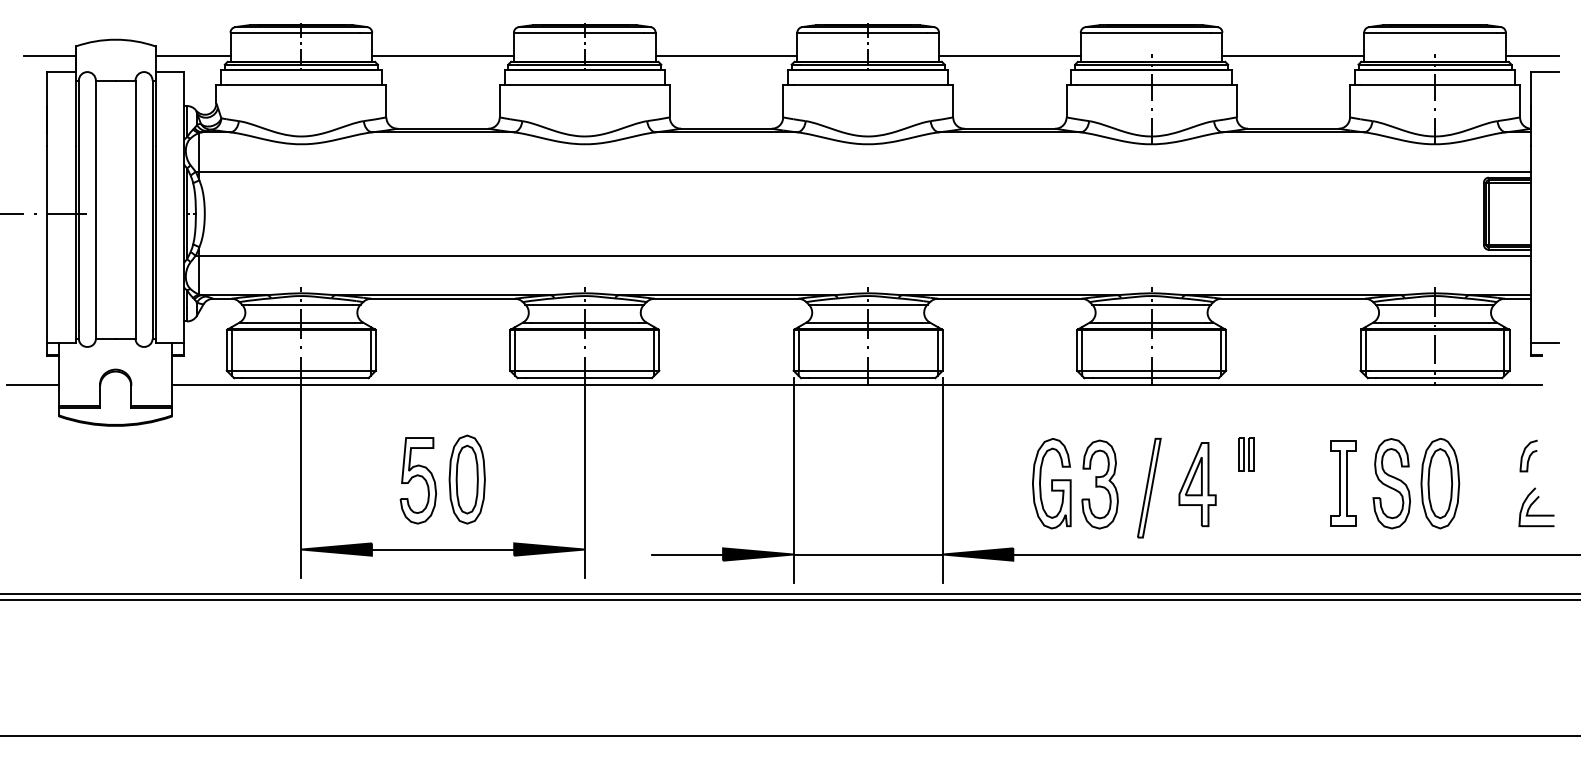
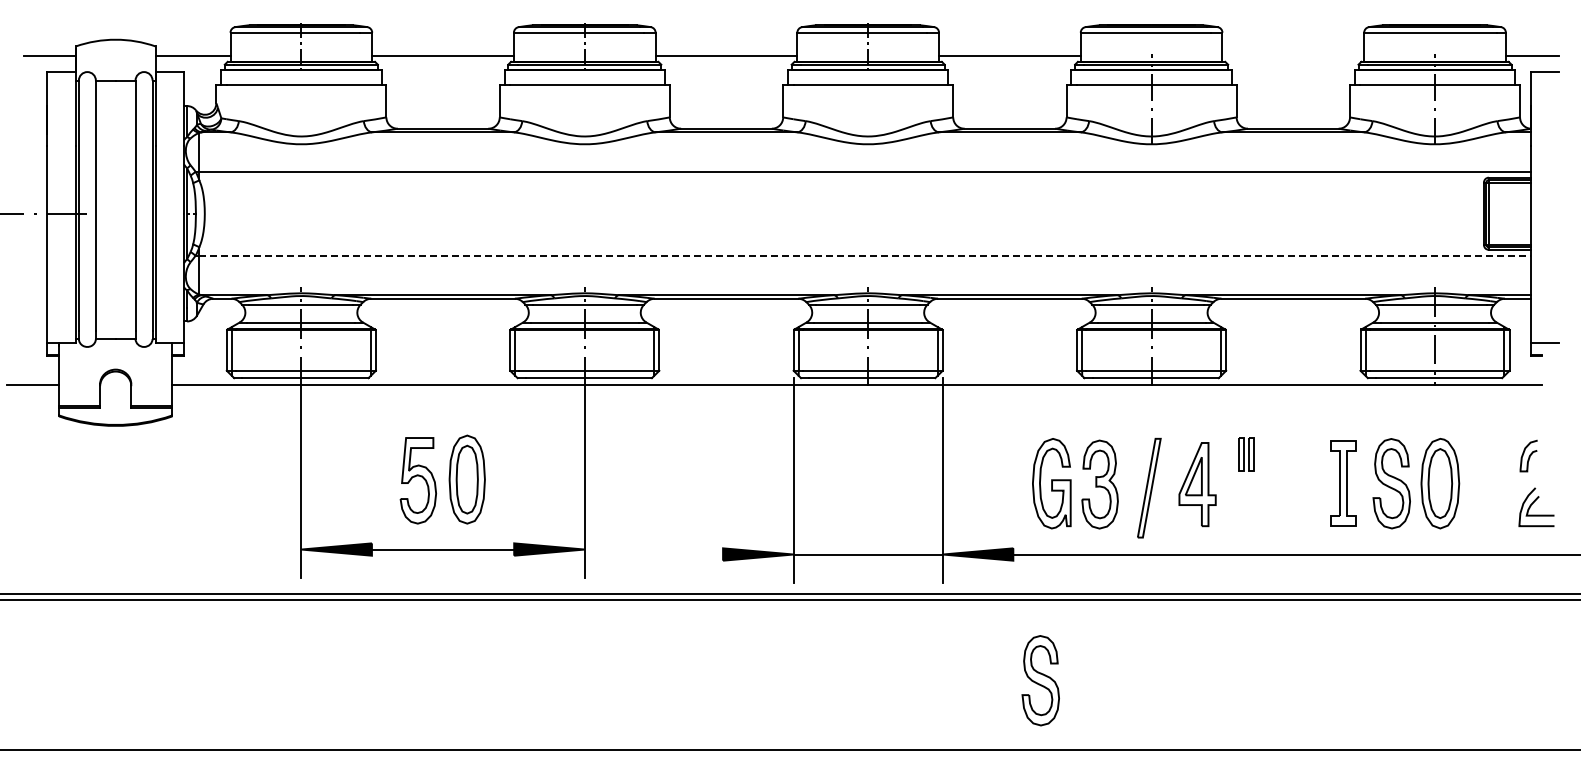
line: present -> none (1293, 55)
line: solid -> dashed (865, 255)
line: present -> none (687, 554)
part: none -> present (1040, 680)
line position: (789, 736) -> (789, 750) (789, 750)
